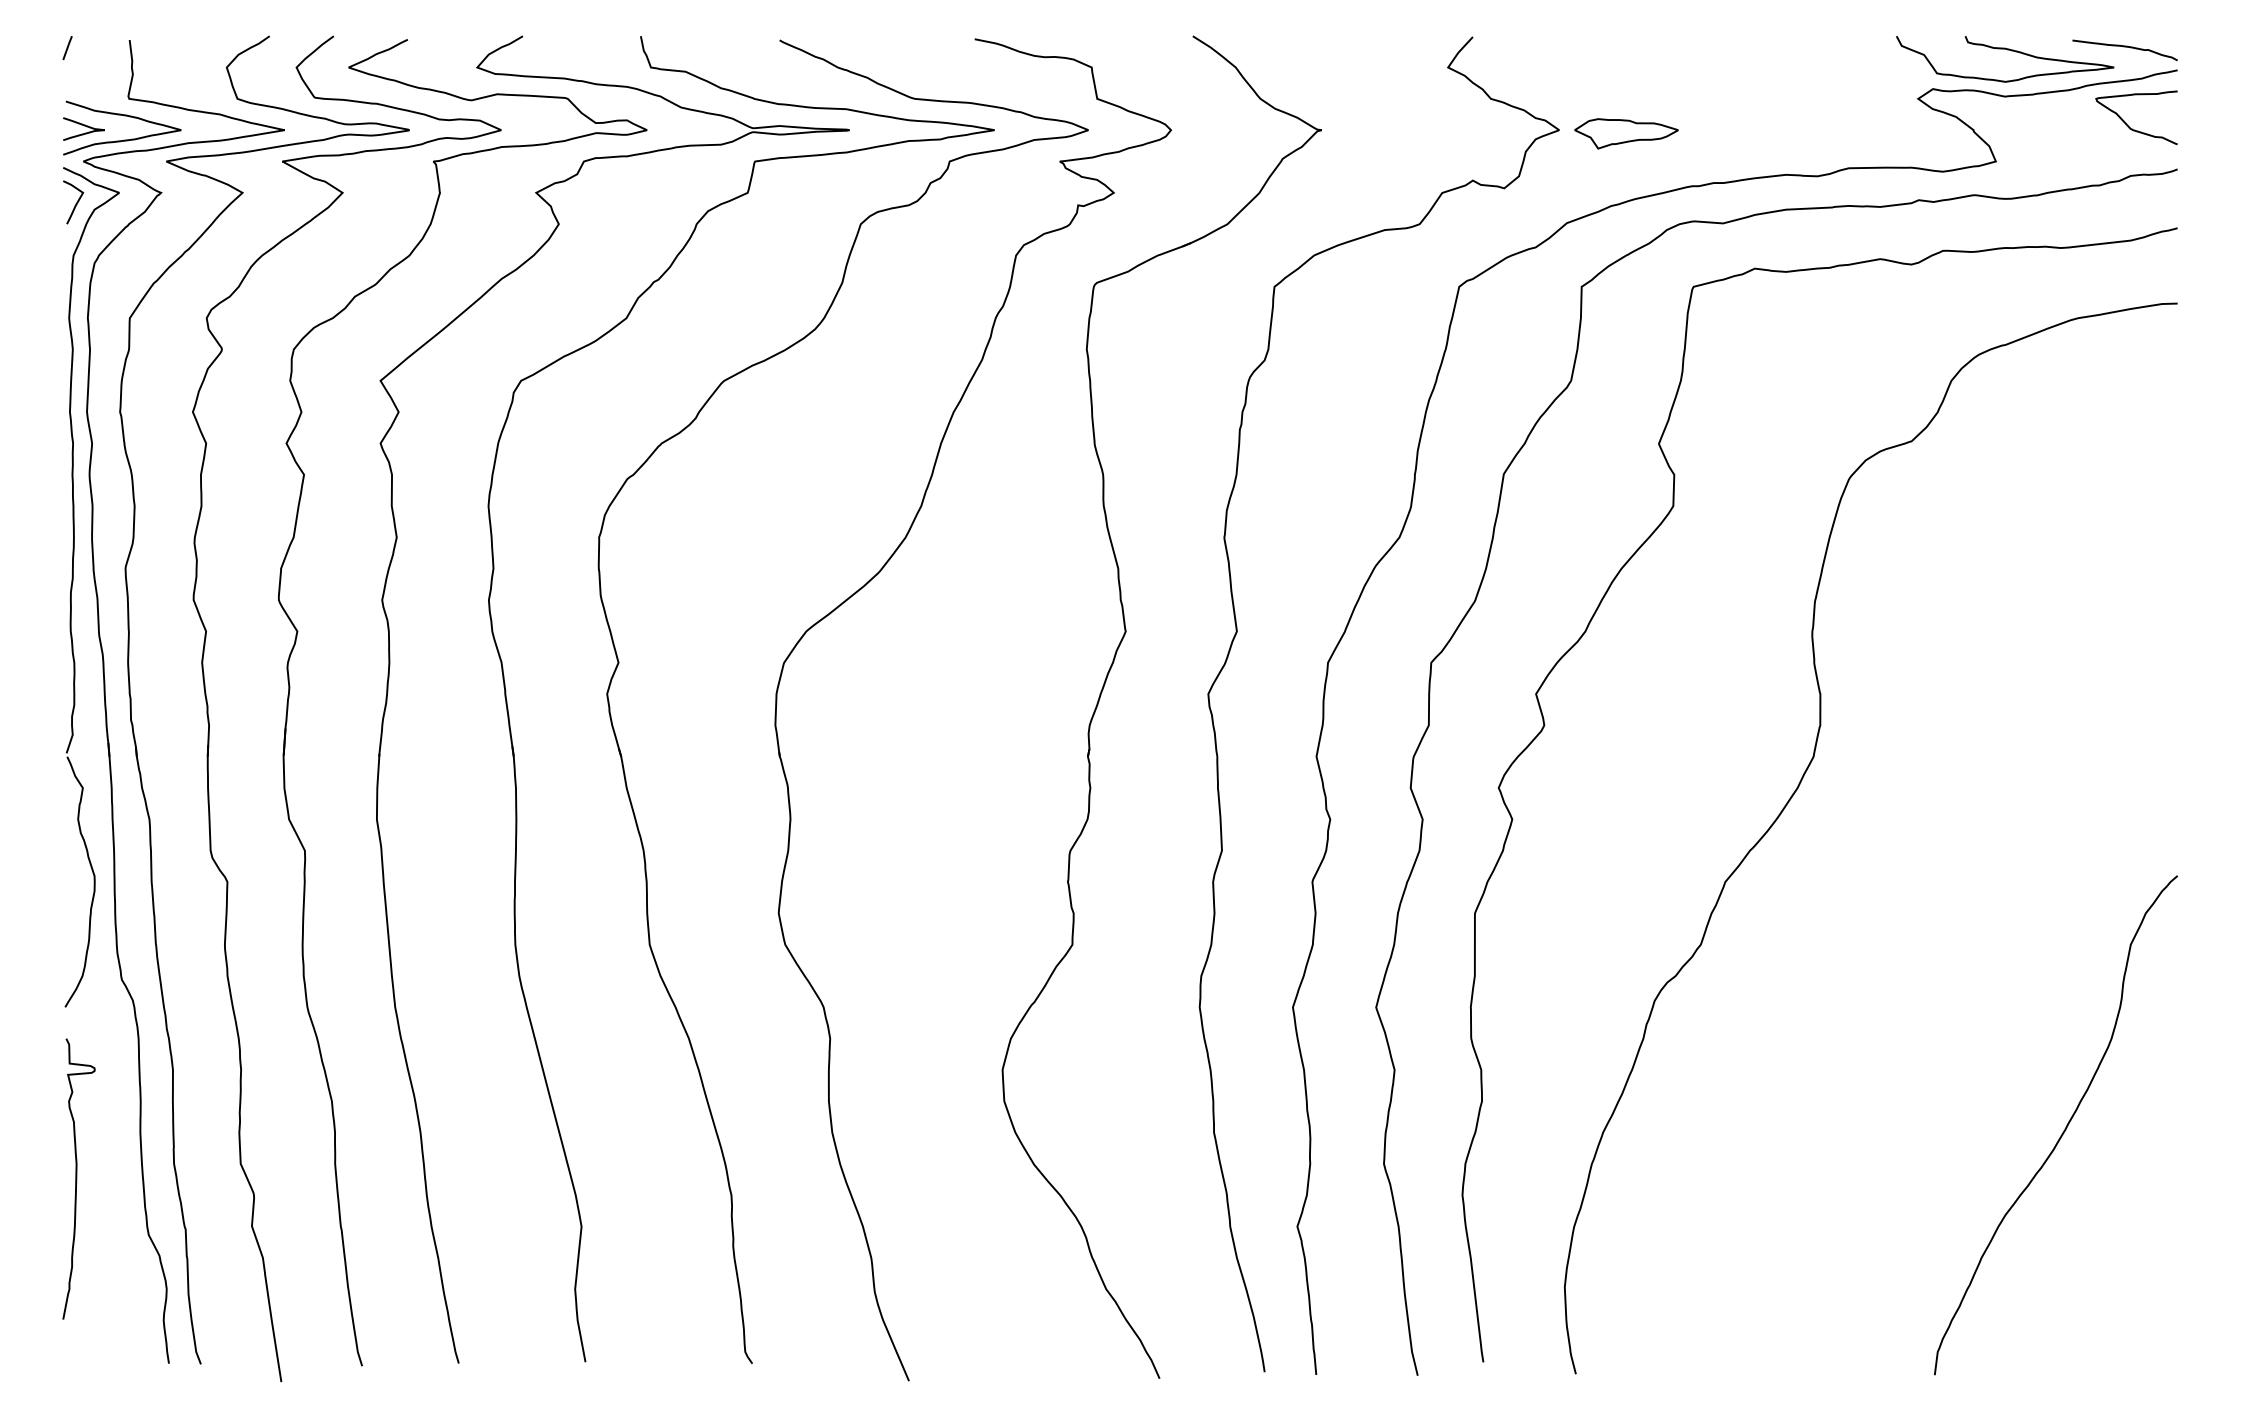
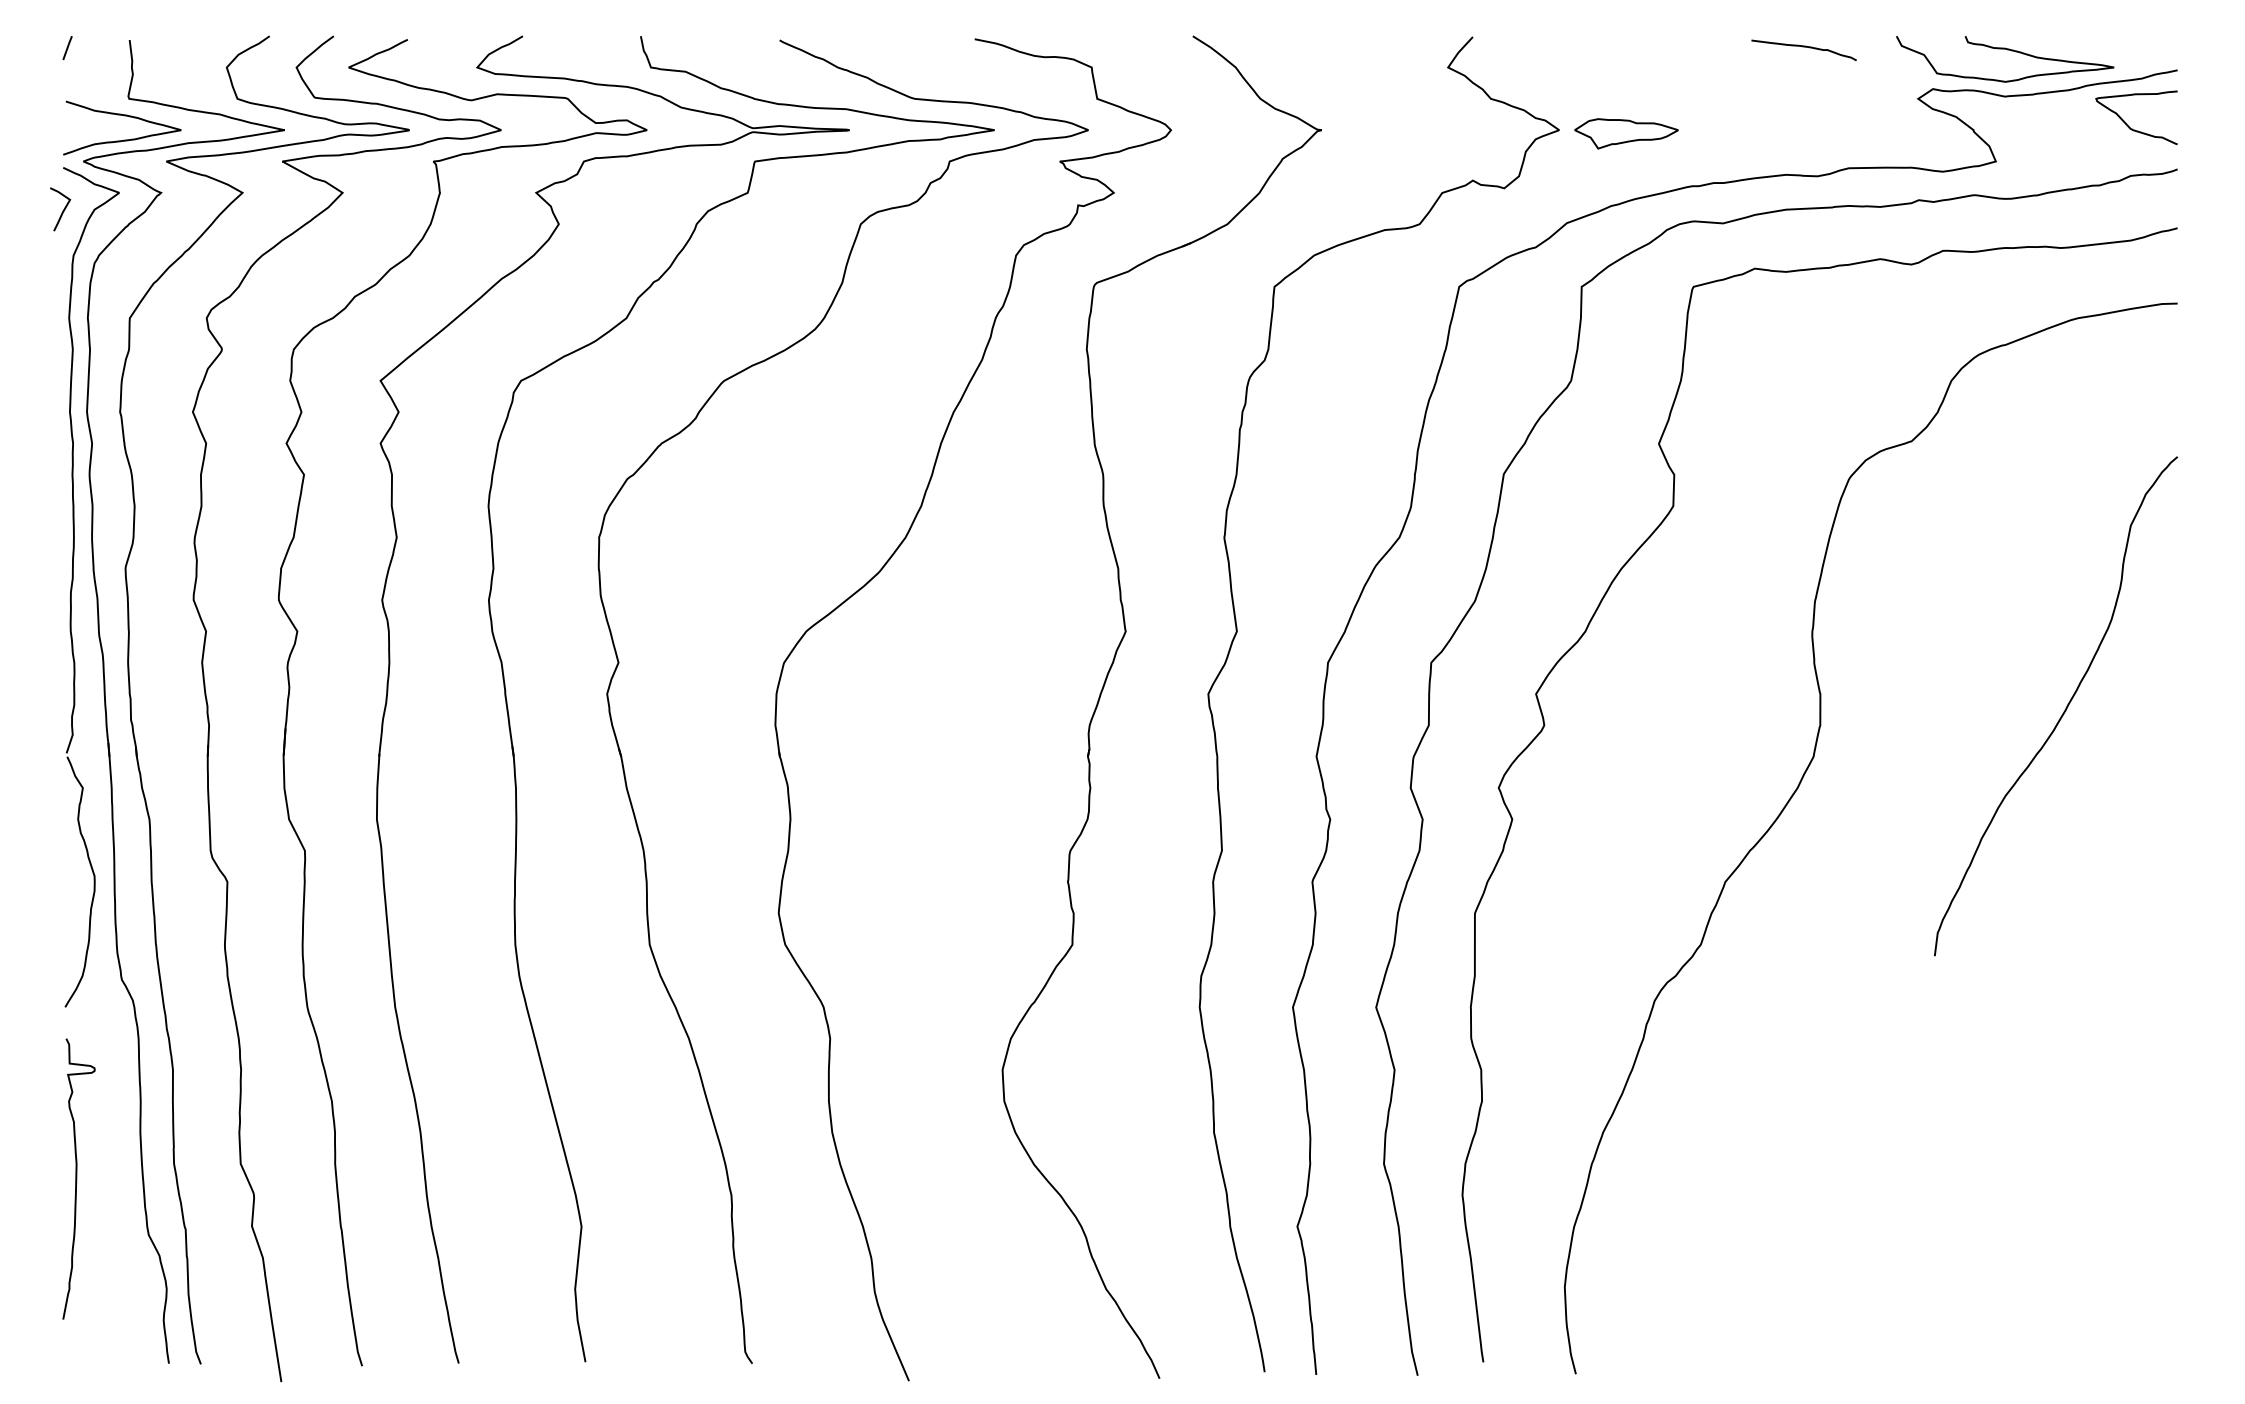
curve position: (2124, 47) -> (1803, 47) (1803, 47)
curve: present -> none (84, 126)
curve position: (75, 203) -> (62, 210) (62, 210)
curve position: (2063, 1130) -> (2063, 711) (2063, 711)
